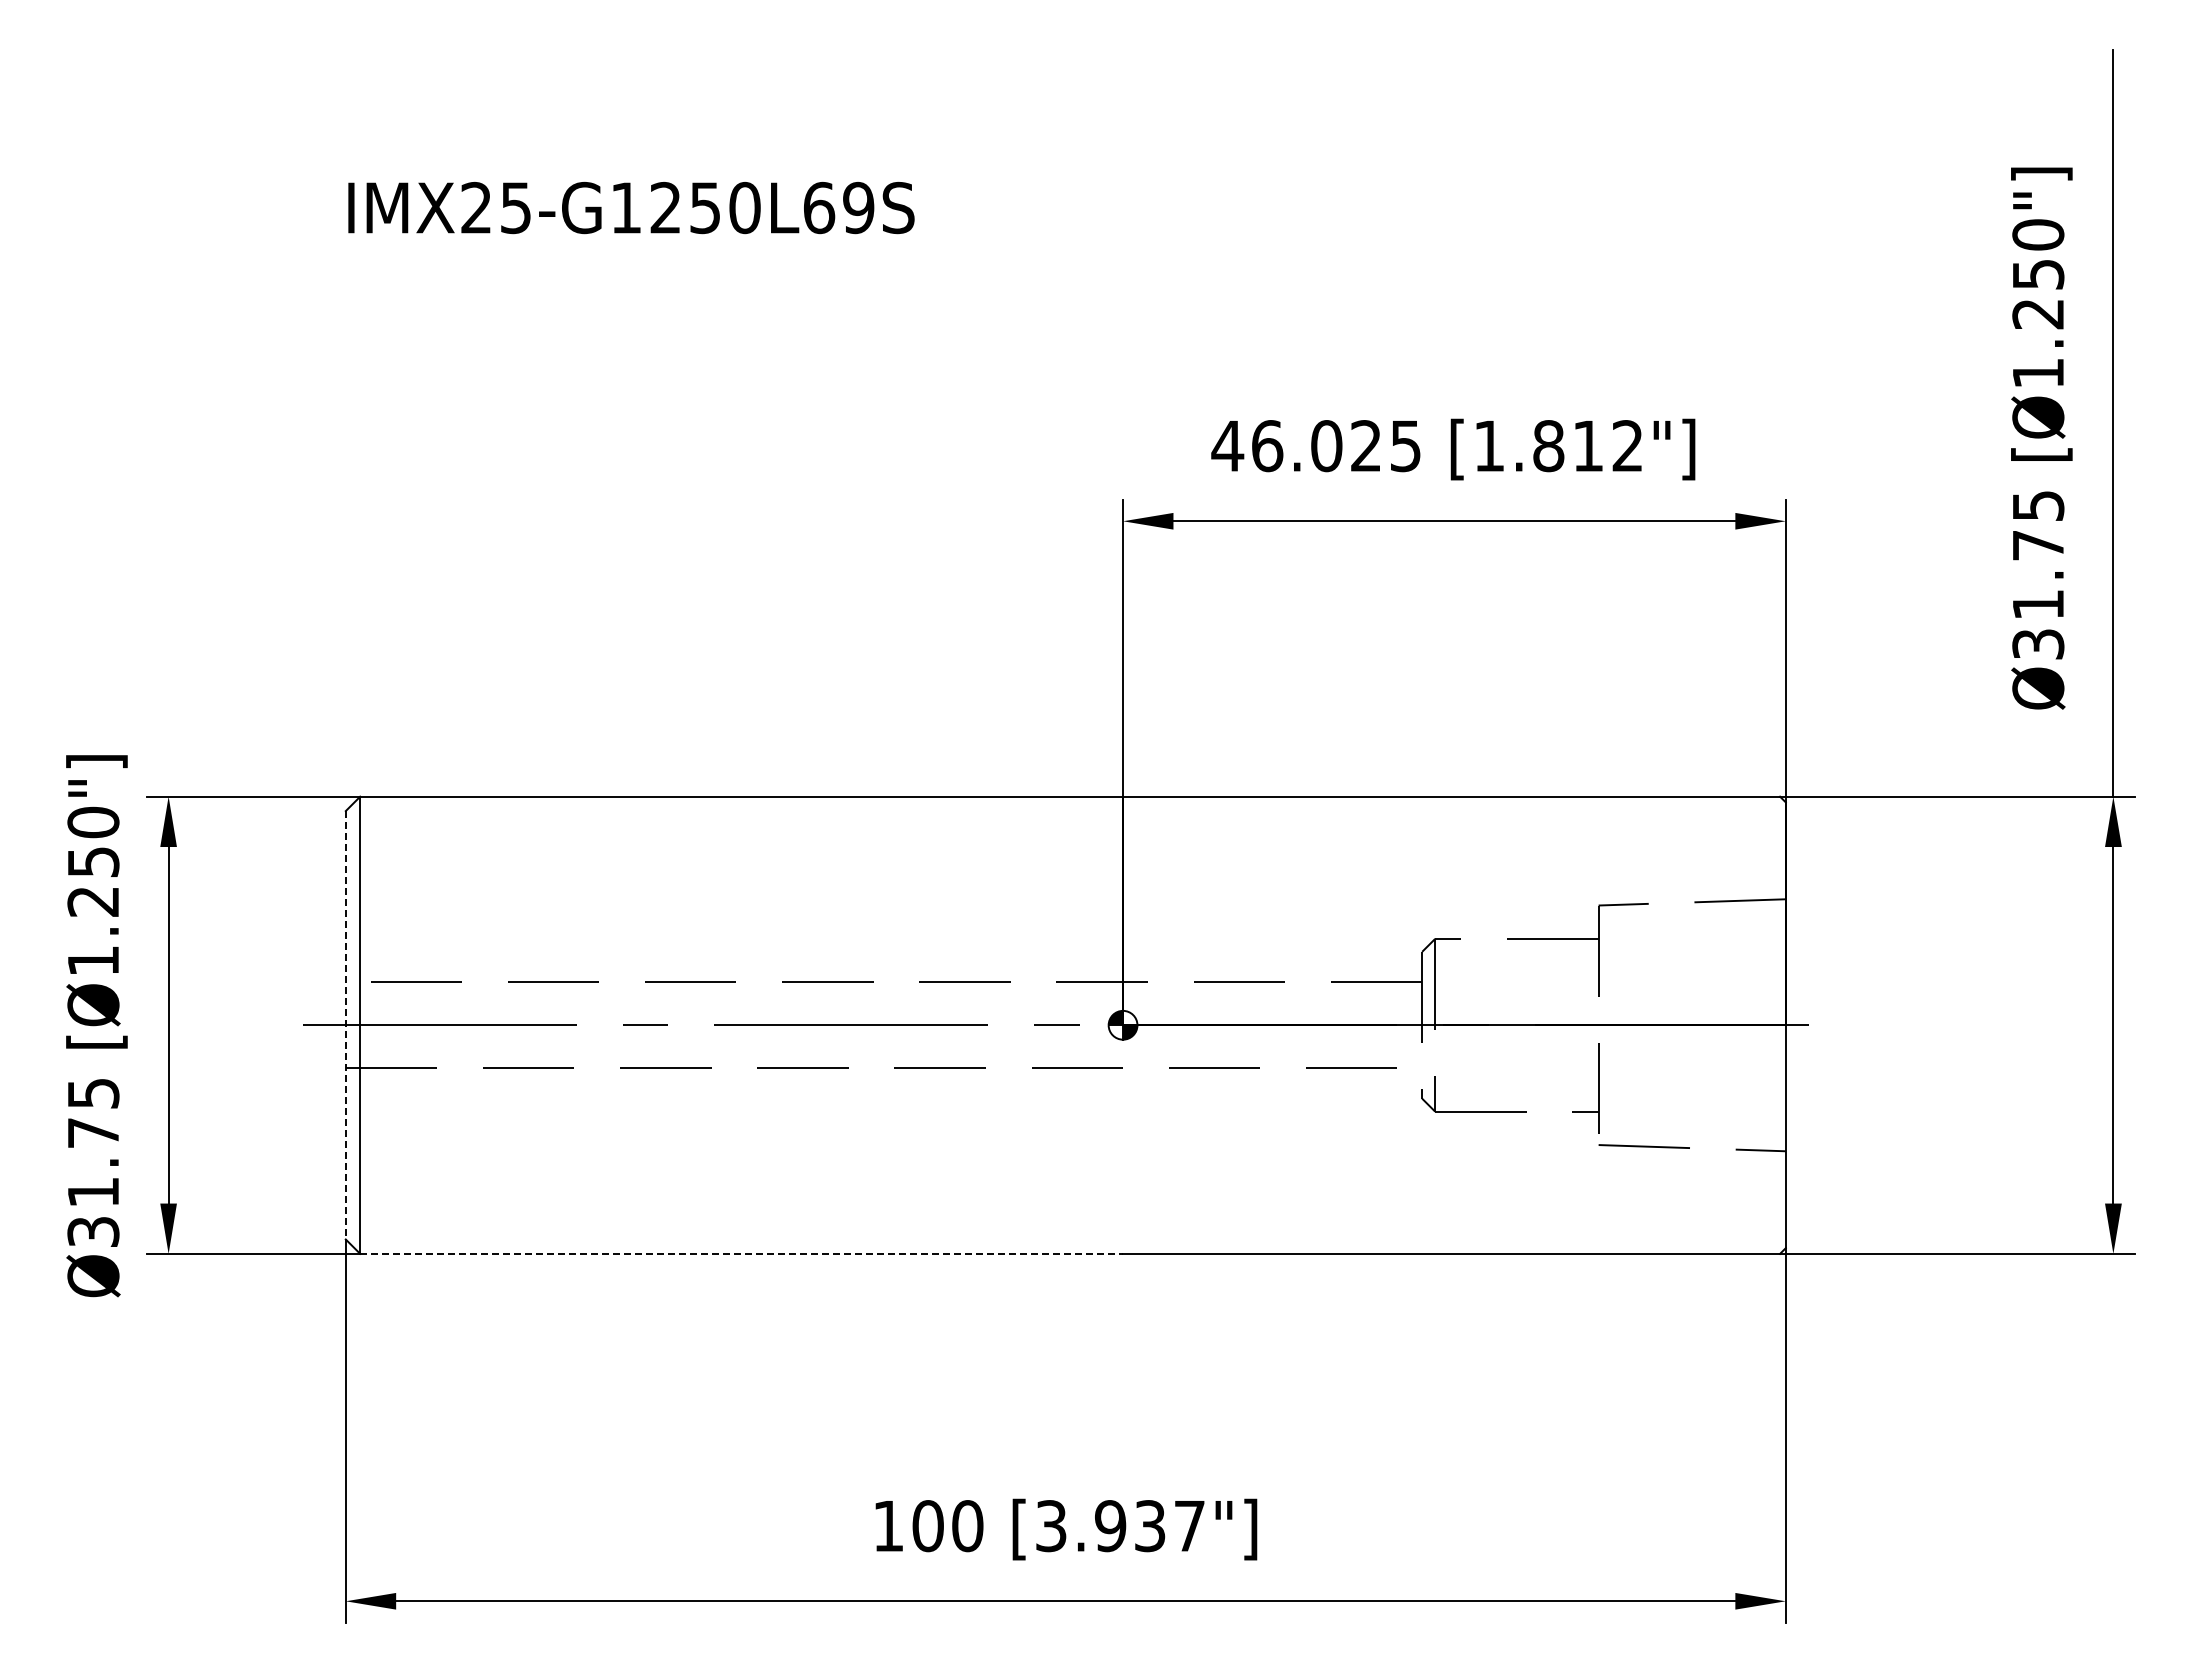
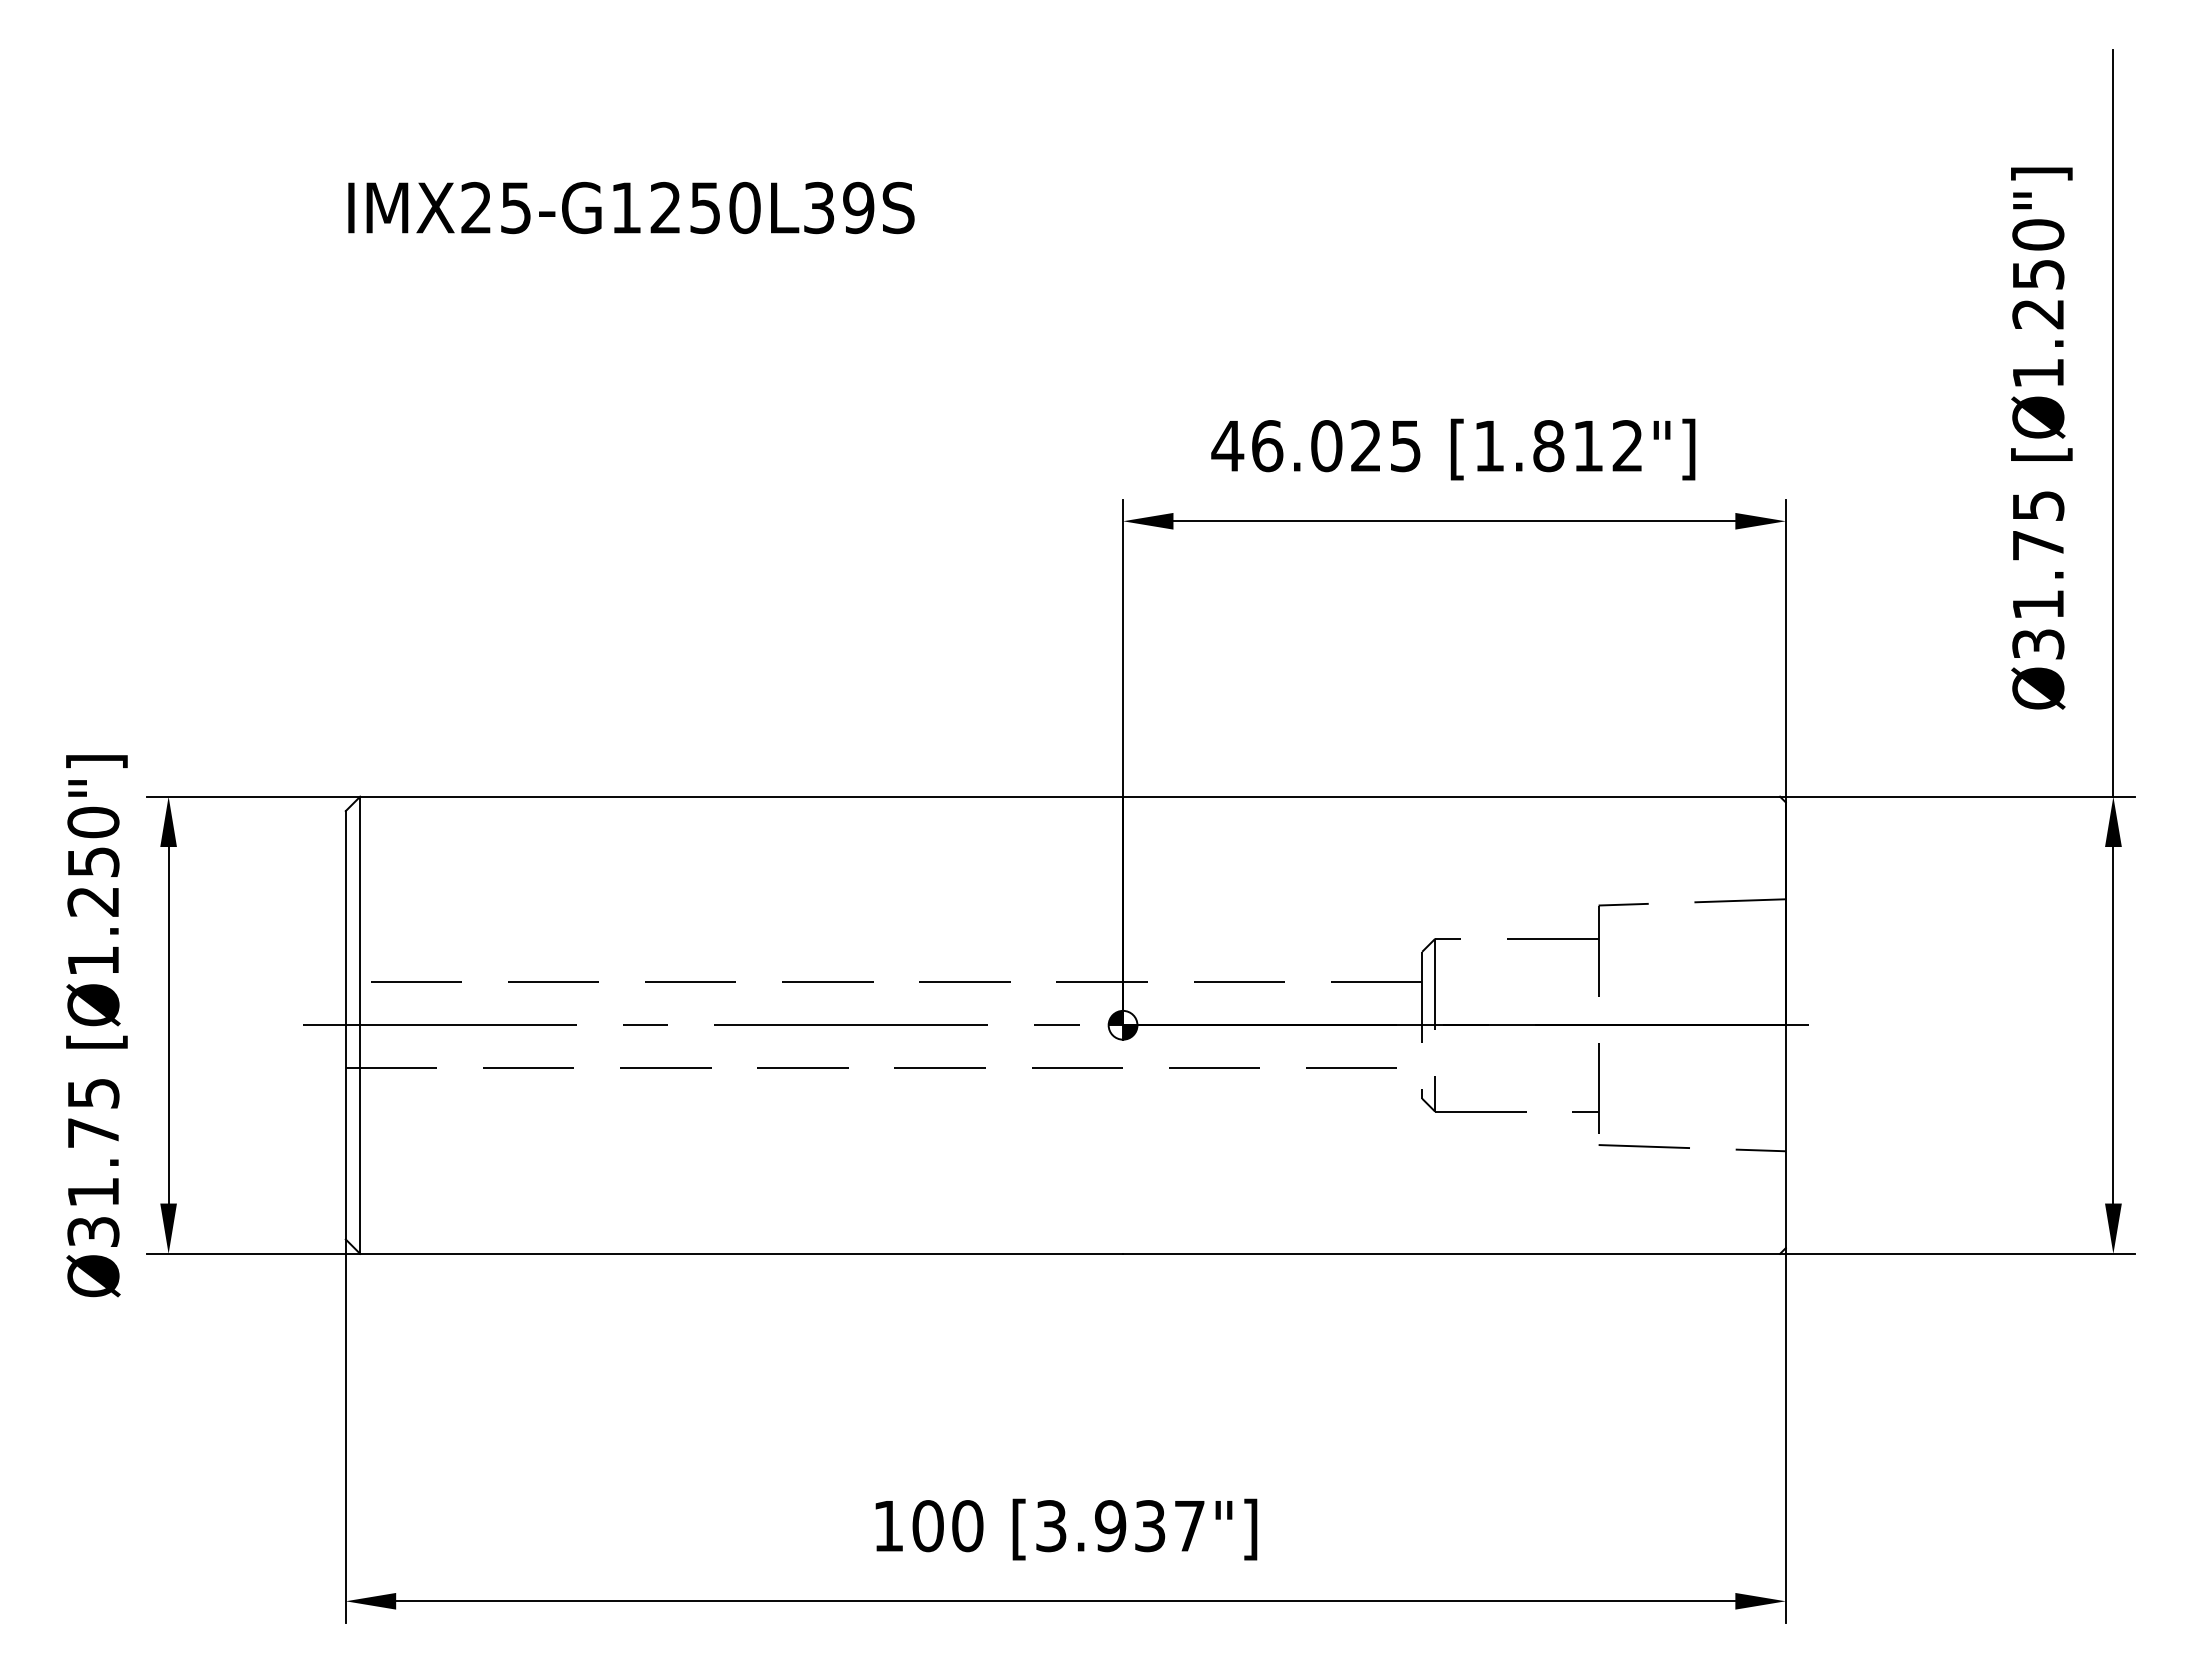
text: IMX25-G1250L69S -> IMX25-G1250L39S (819, 207)
line: dashed -> solid (345, 1025)
line: dashed -> solid (742, 1253)
